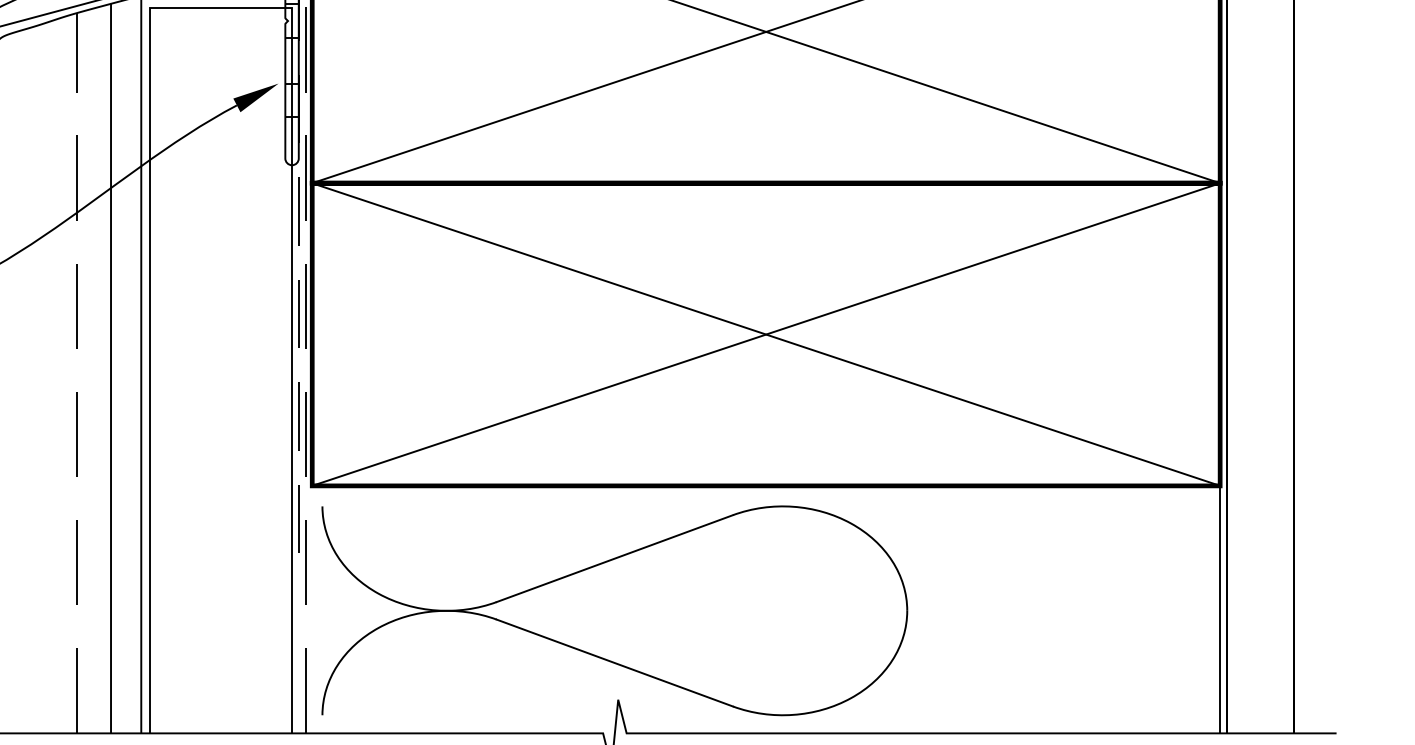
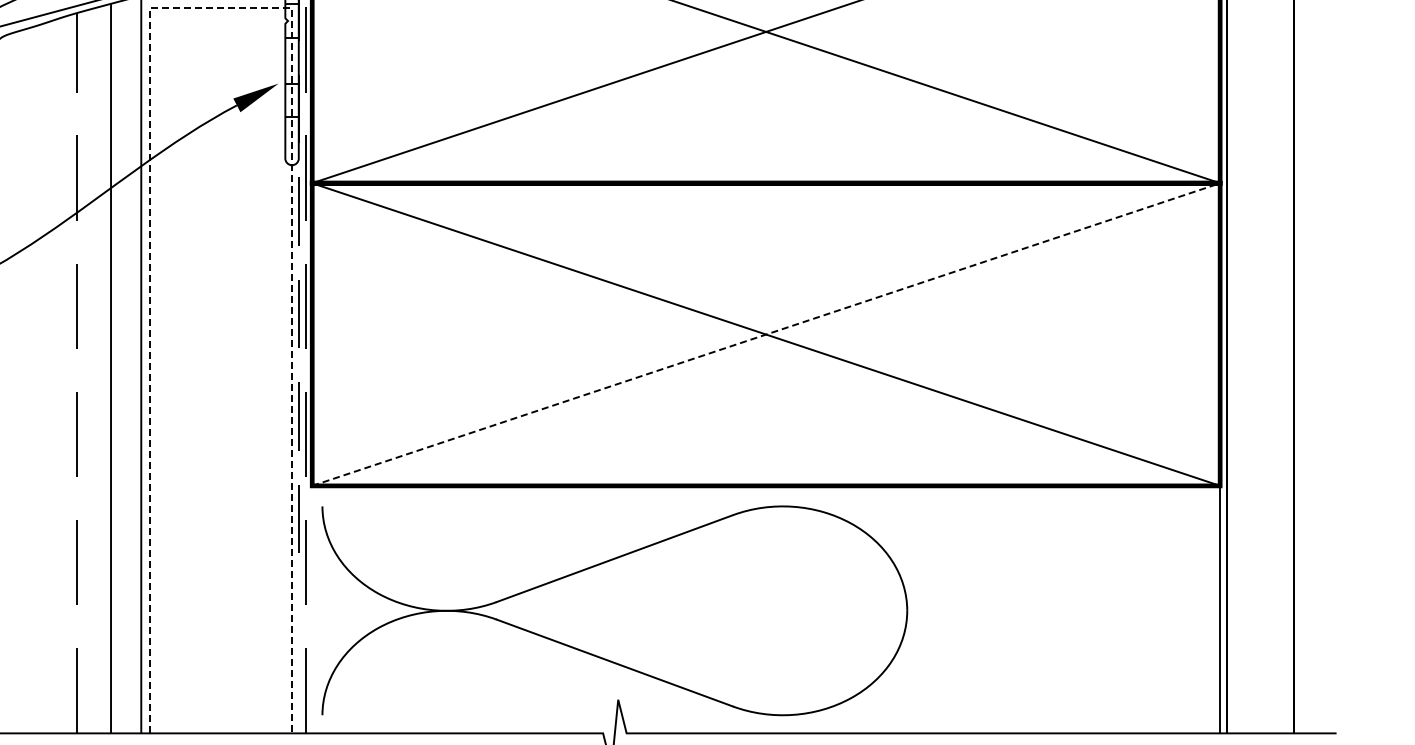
line: solid -> dashed (221, 8)
line: solid -> dashed (766, 334)
